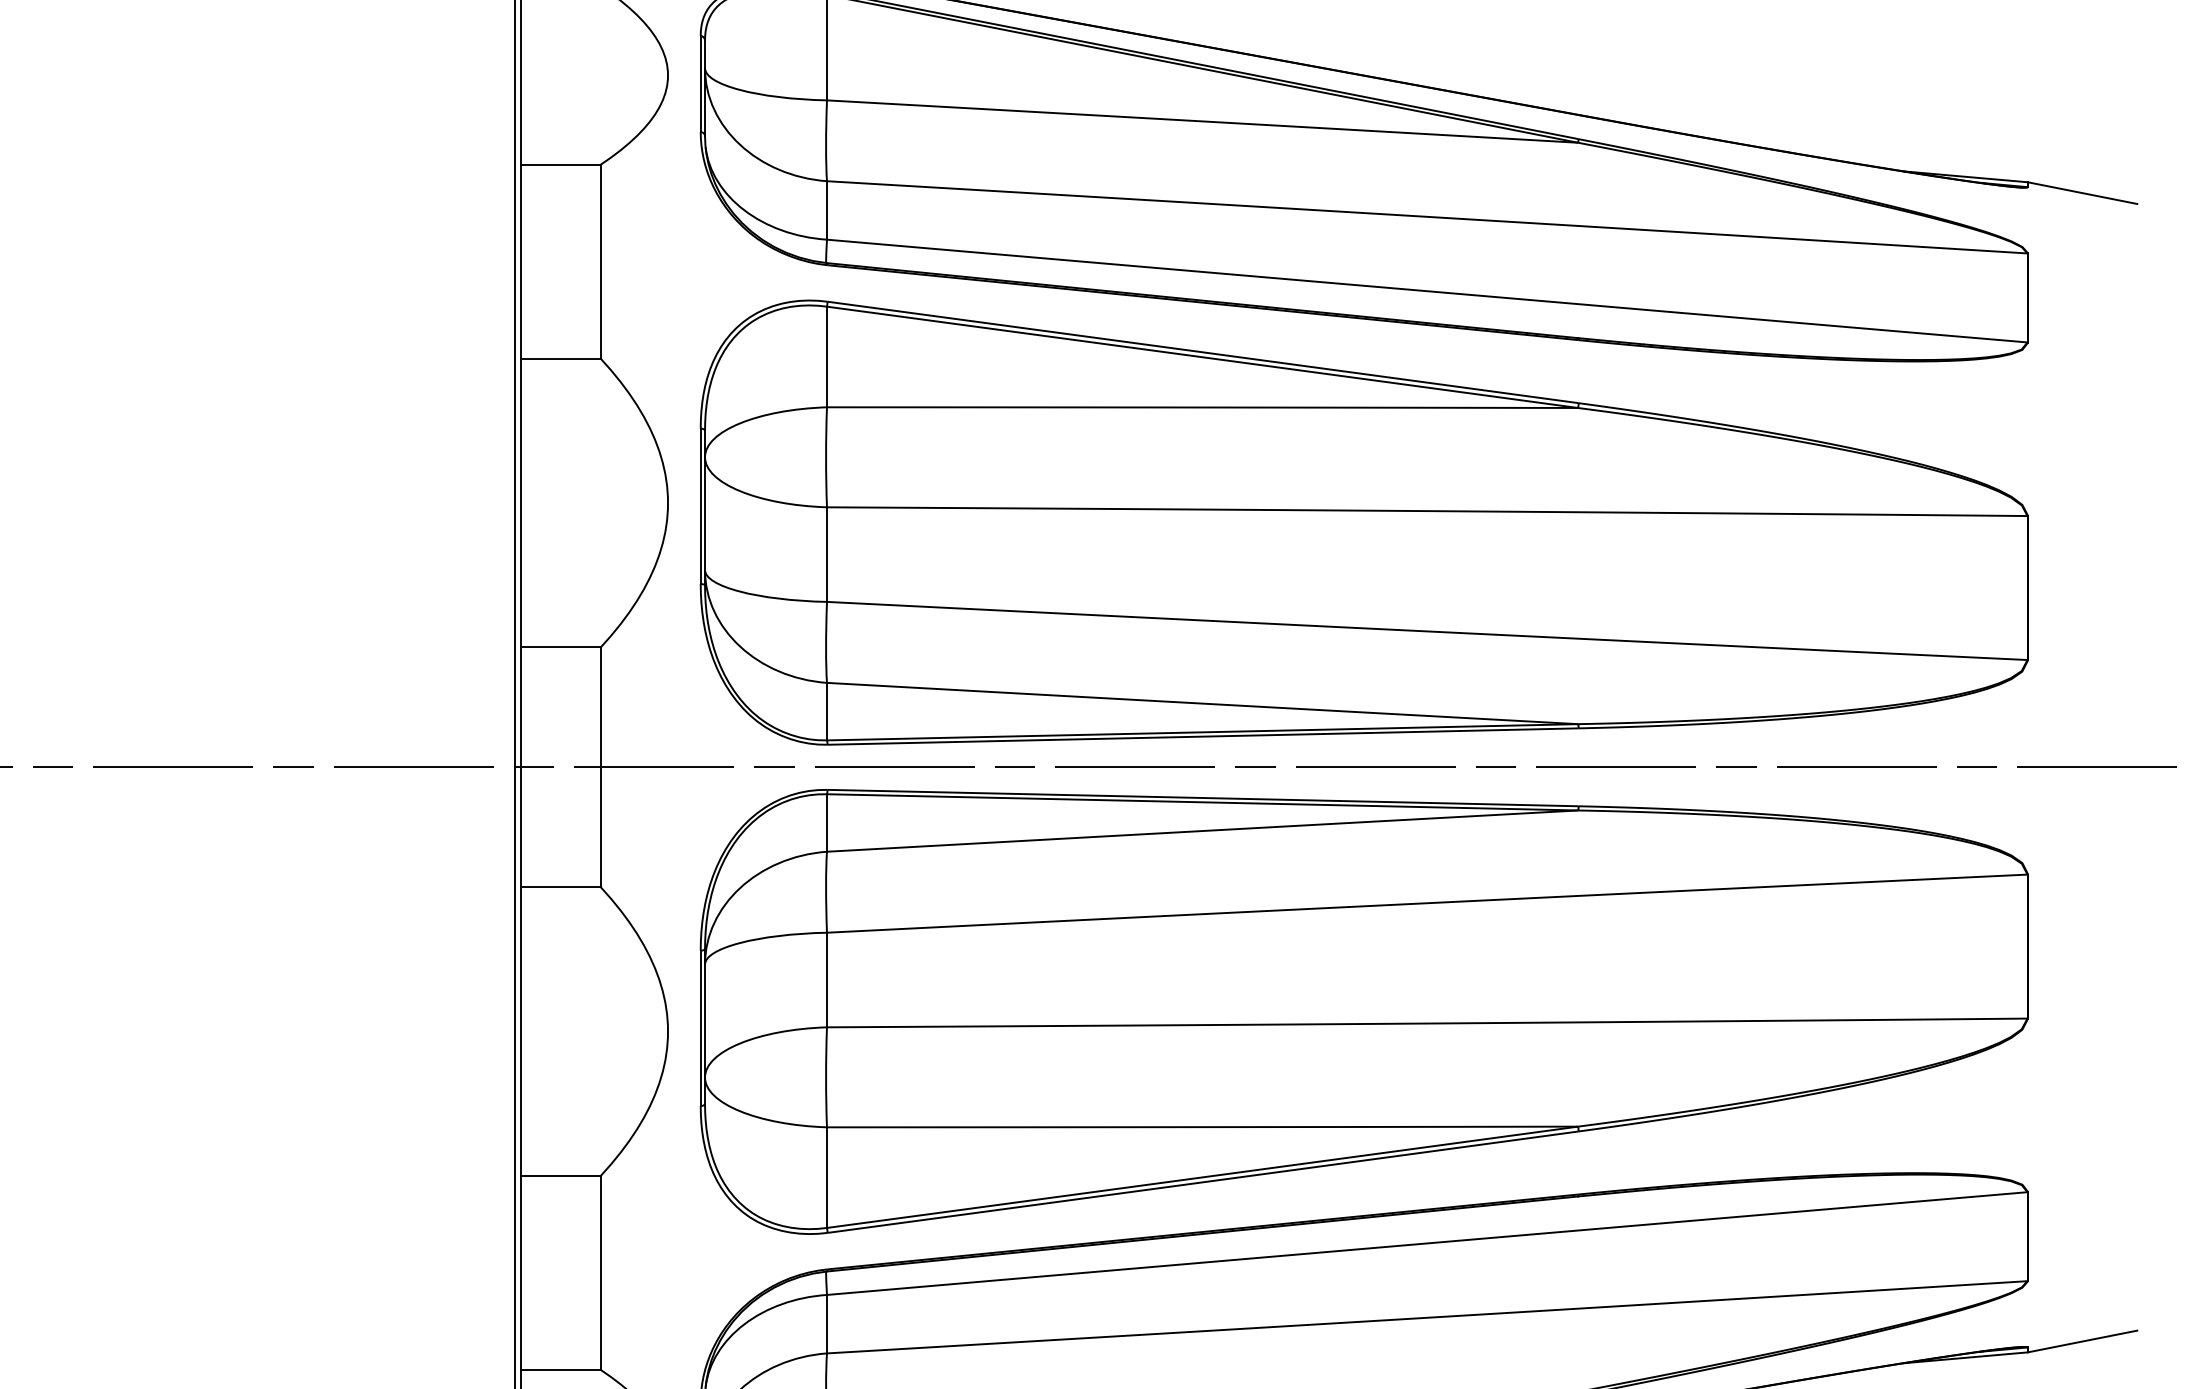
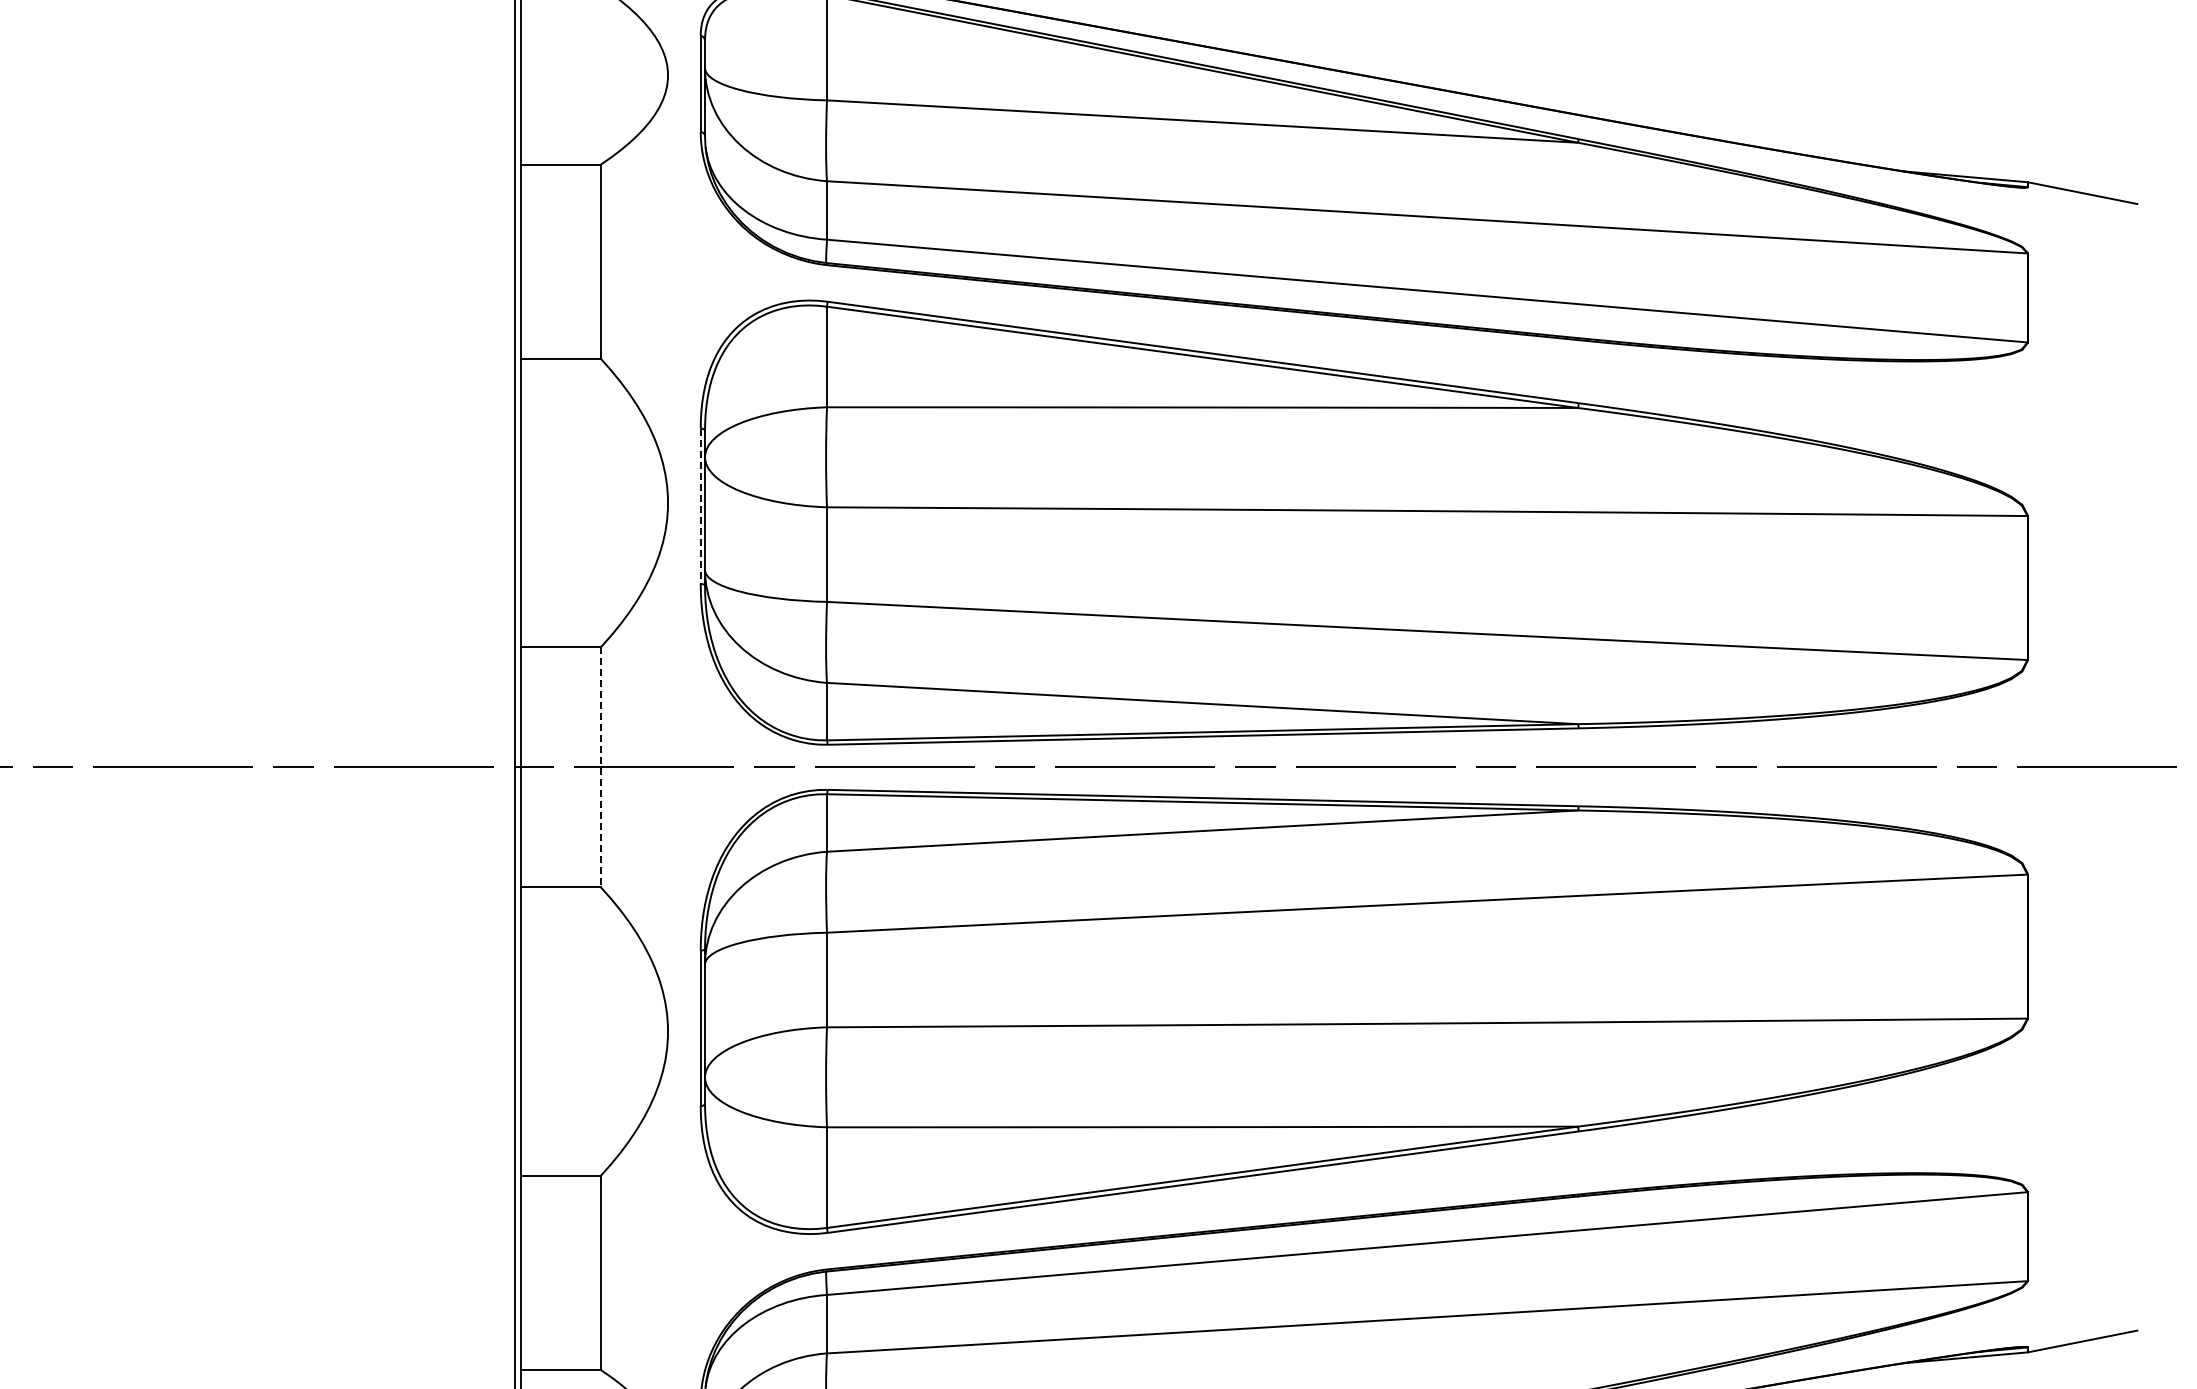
line: solid -> dashed (700, 506)
line: solid -> dashed (600, 767)
